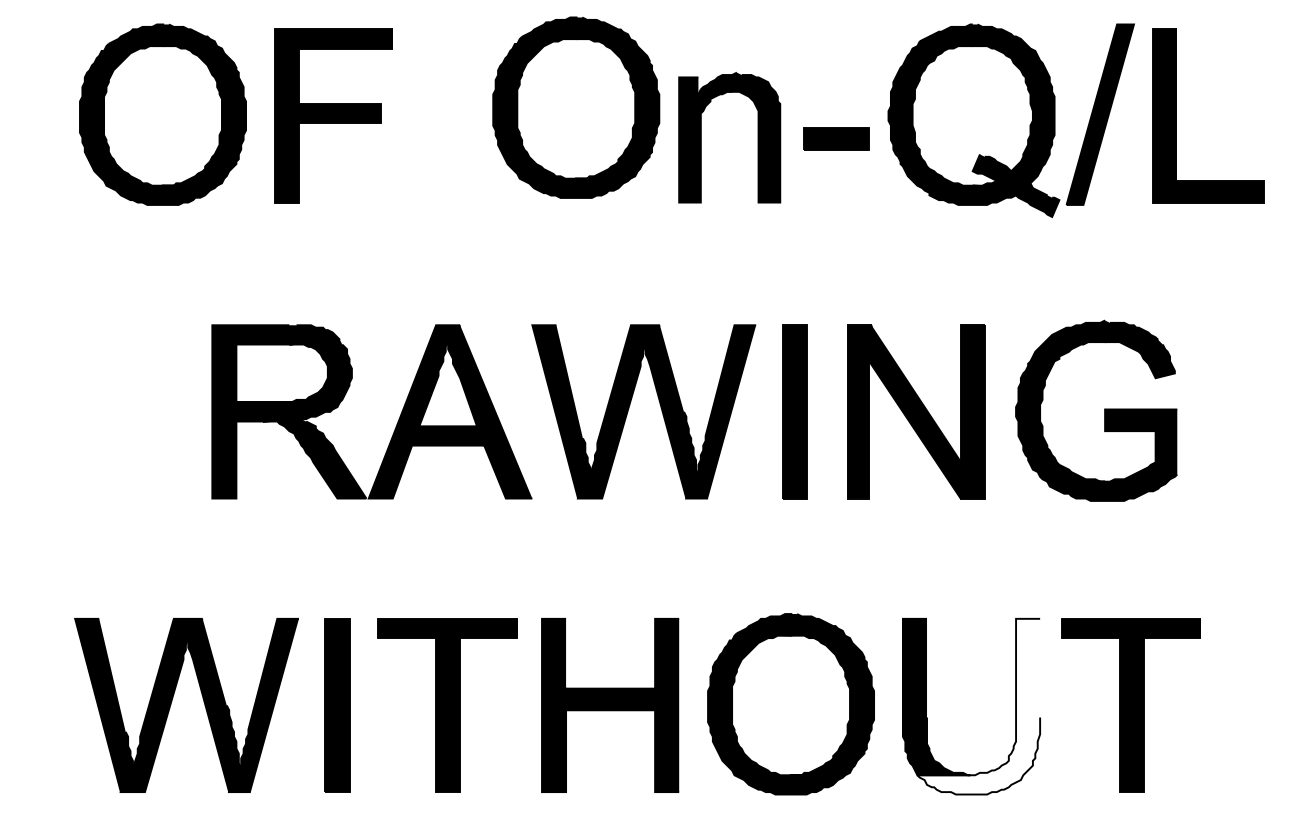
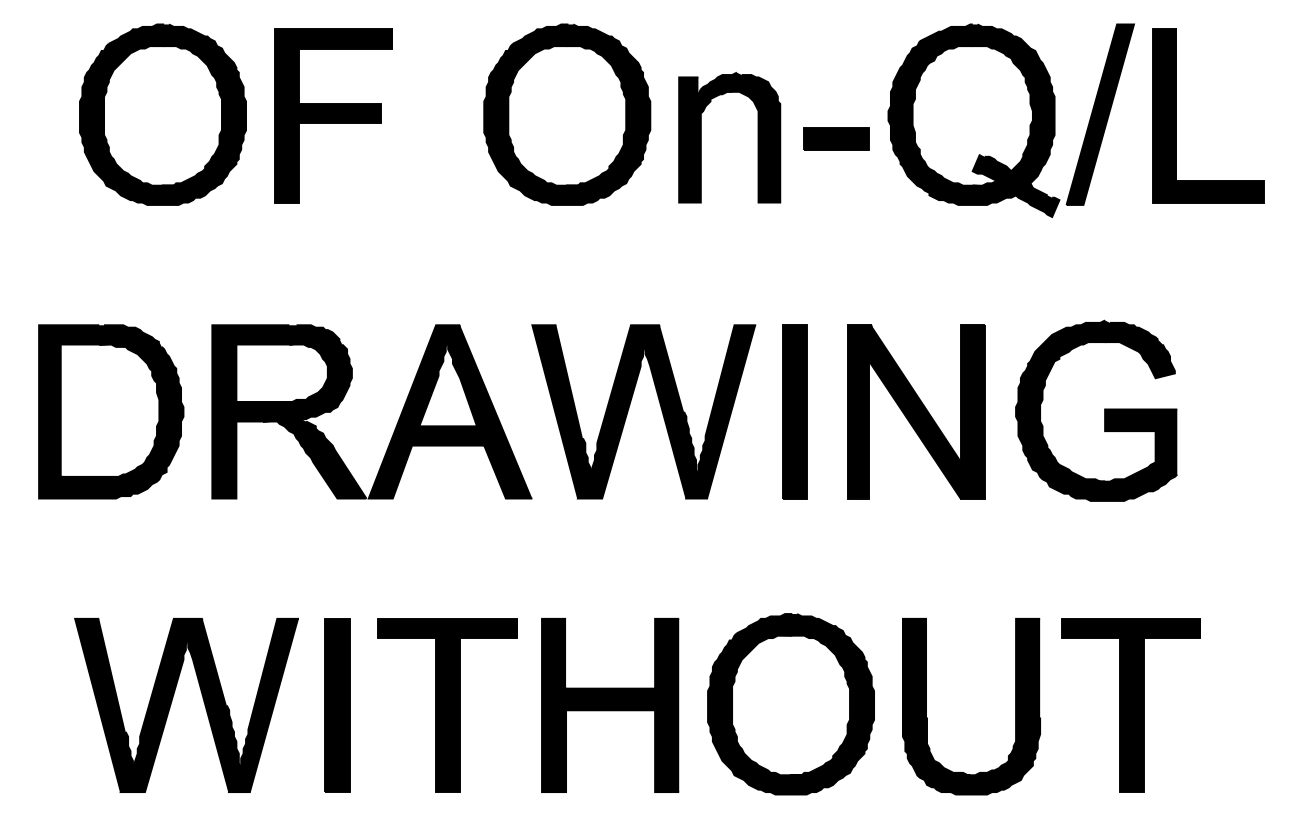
part position: (576, 107) -> (567, 114) (567, 114)
part: none -> present (111, 411)
fill: none -> present (978, 706)
